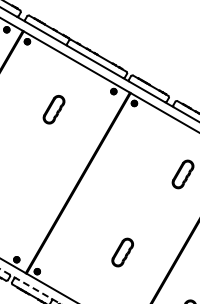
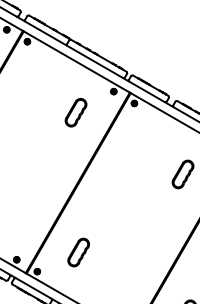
part position: (53, 109) -> (75, 112) (75, 112)
part position: (122, 252) -> (78, 252) (78, 252)
line: dashed -> solid (31, 286)
